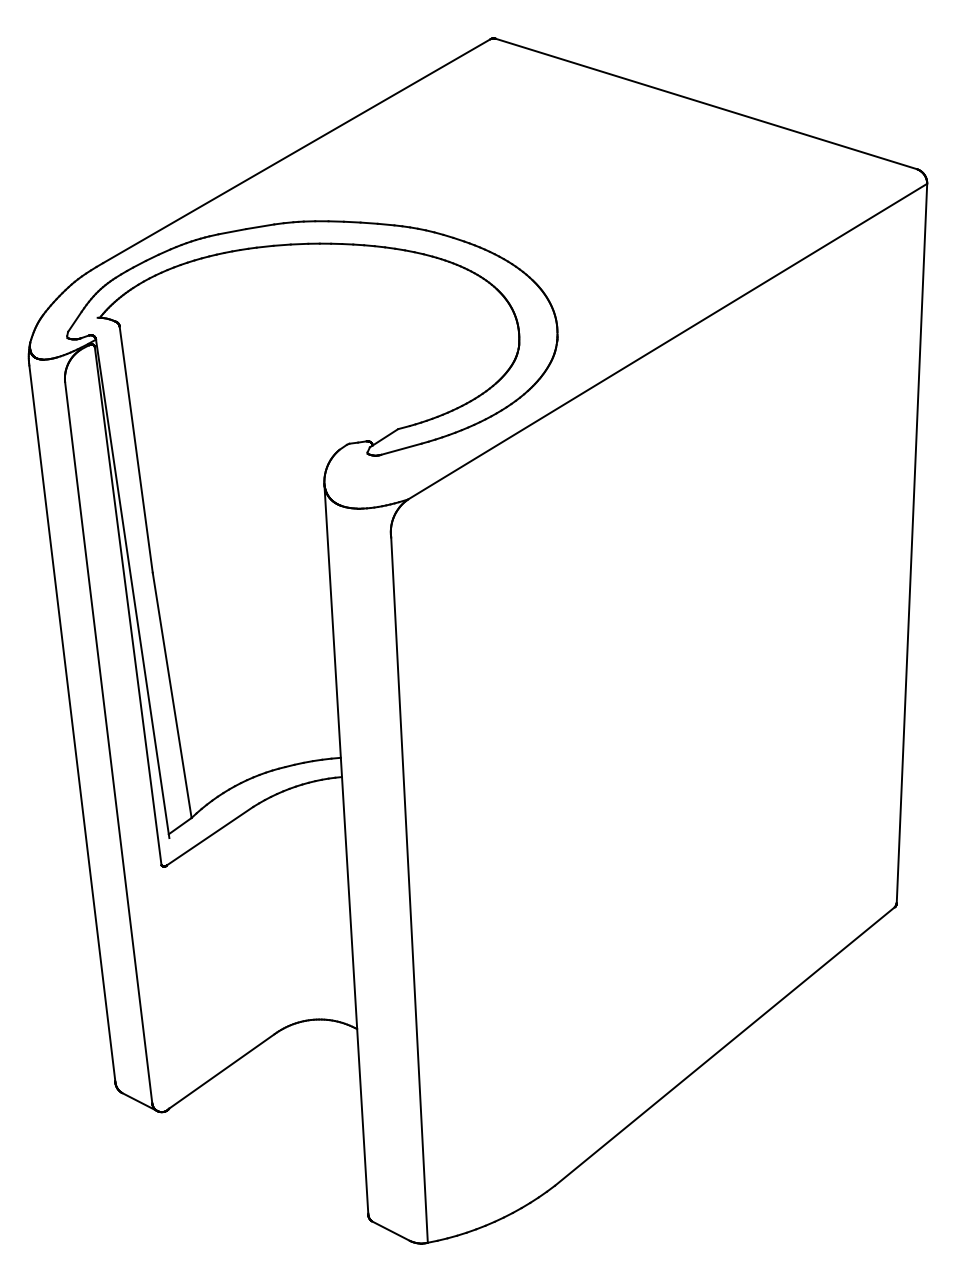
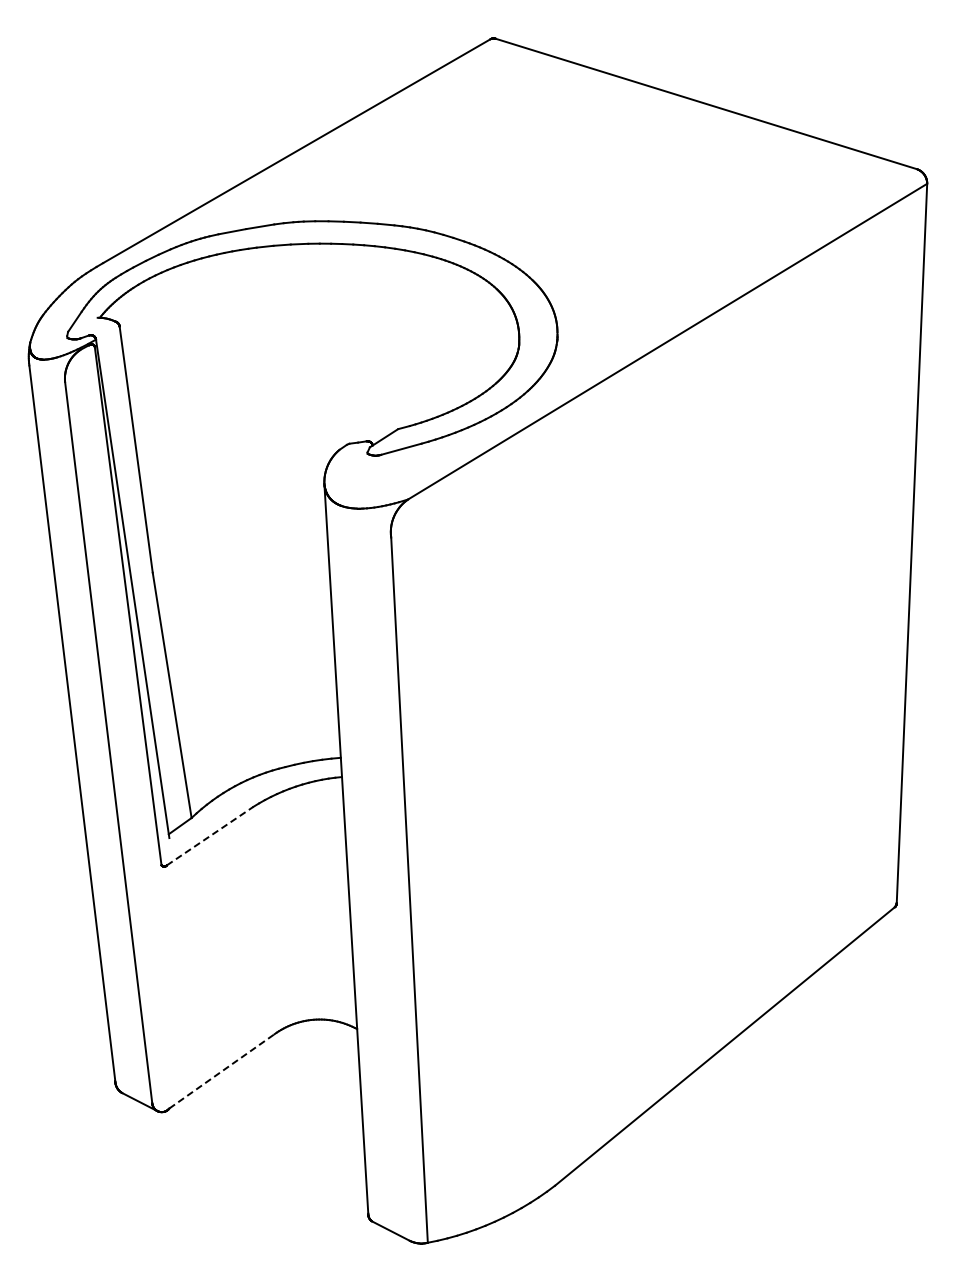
line: solid -> dashed (210, 835)
line: solid -> dashed (222, 1071)
